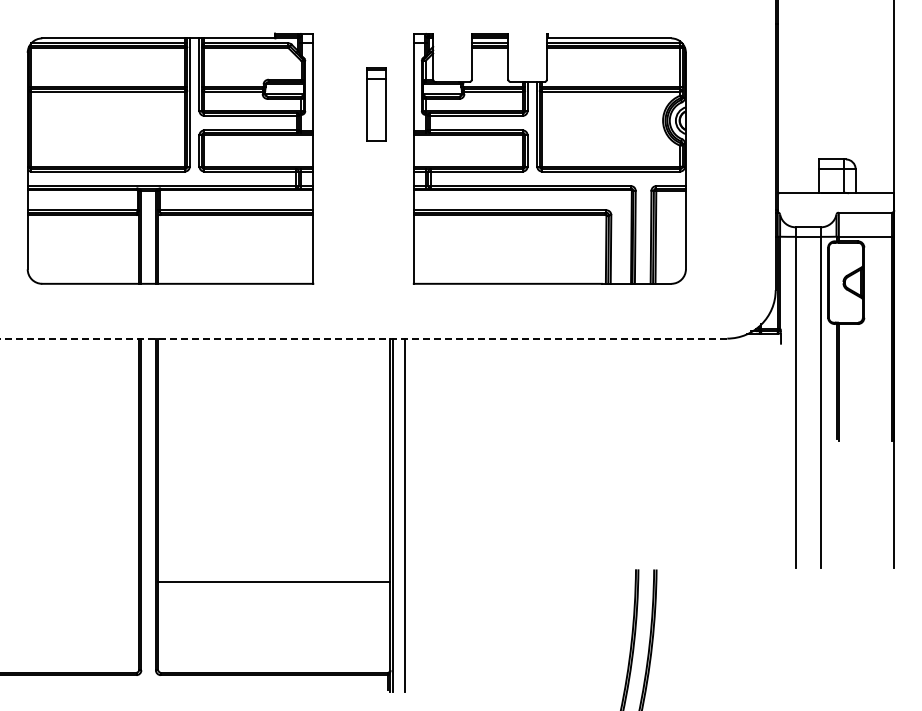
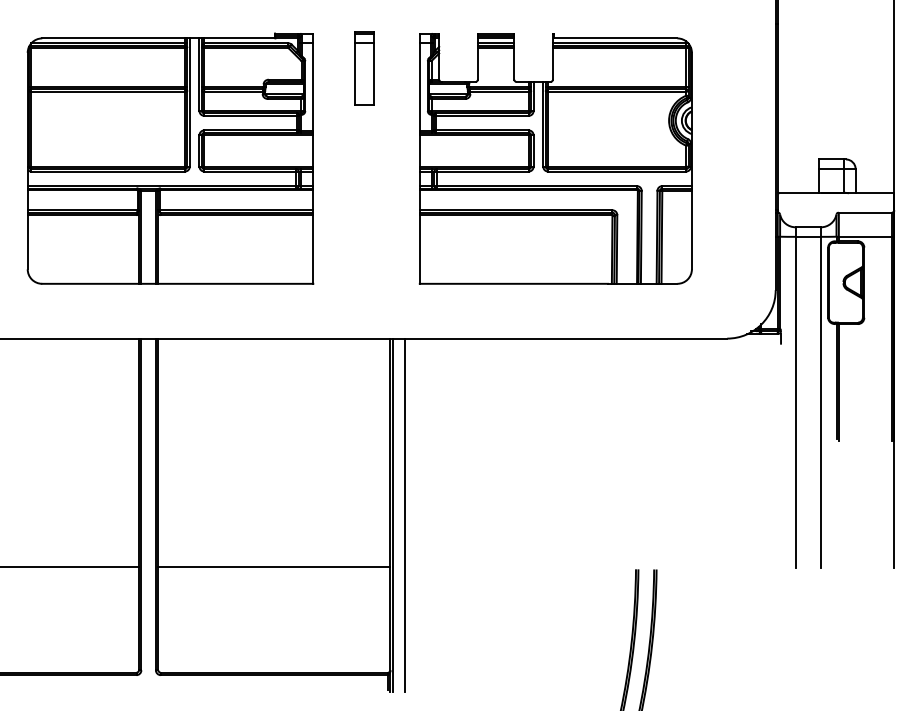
part position: (376, 104) -> (364, 68) (364, 68)
part position: (549, 158) -> (555, 158) (555, 158)
line: dashed -> solid (363, 338)
line: none -> present (70, 567)
line position: (274, 582) -> (274, 567) (274, 567)
